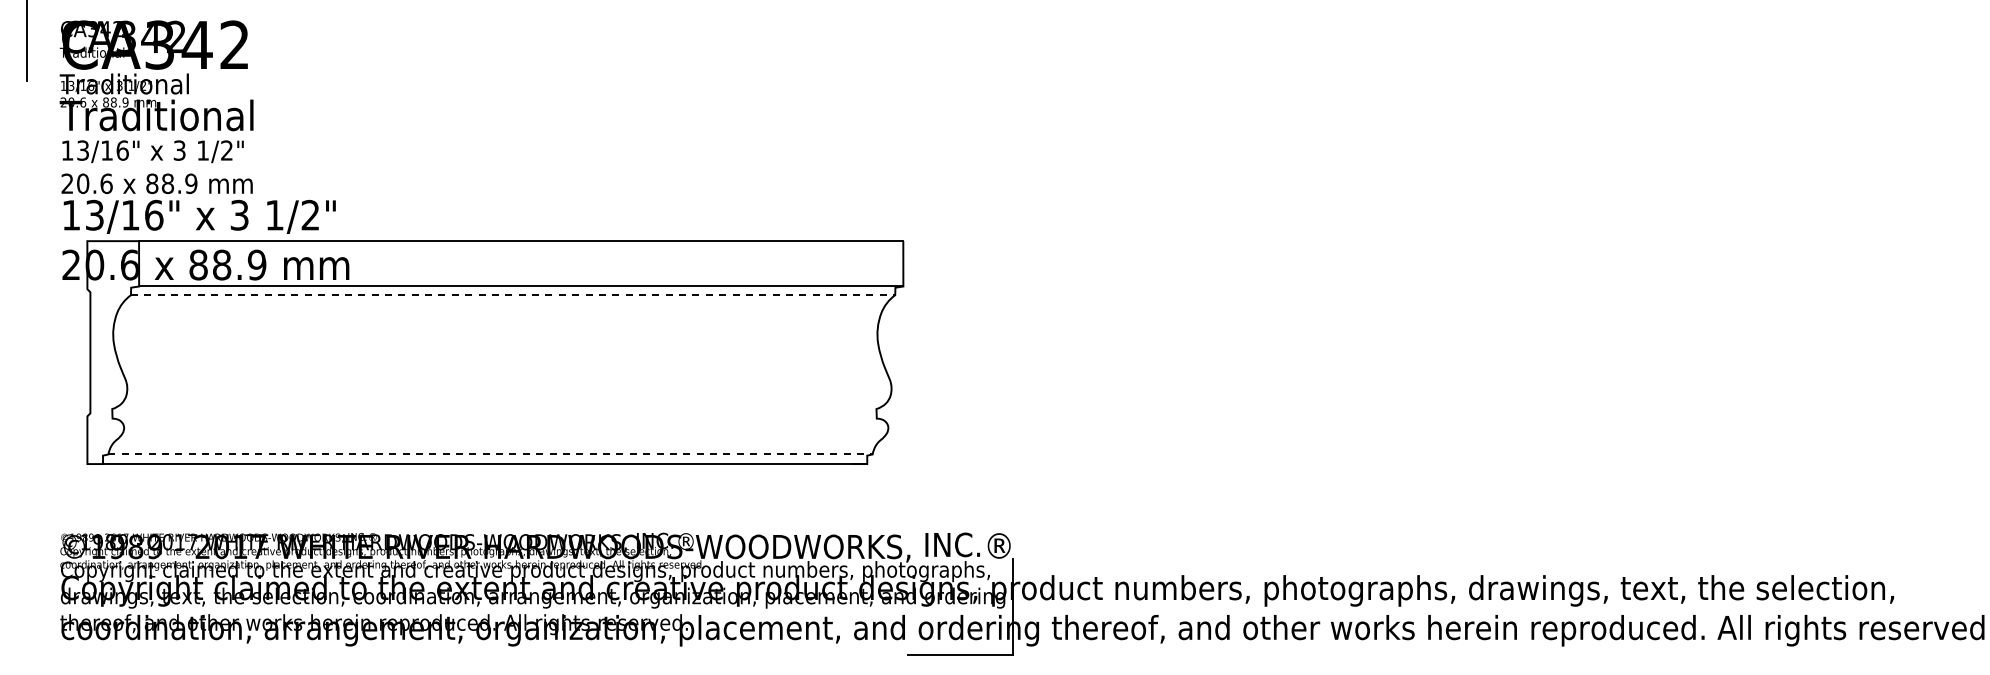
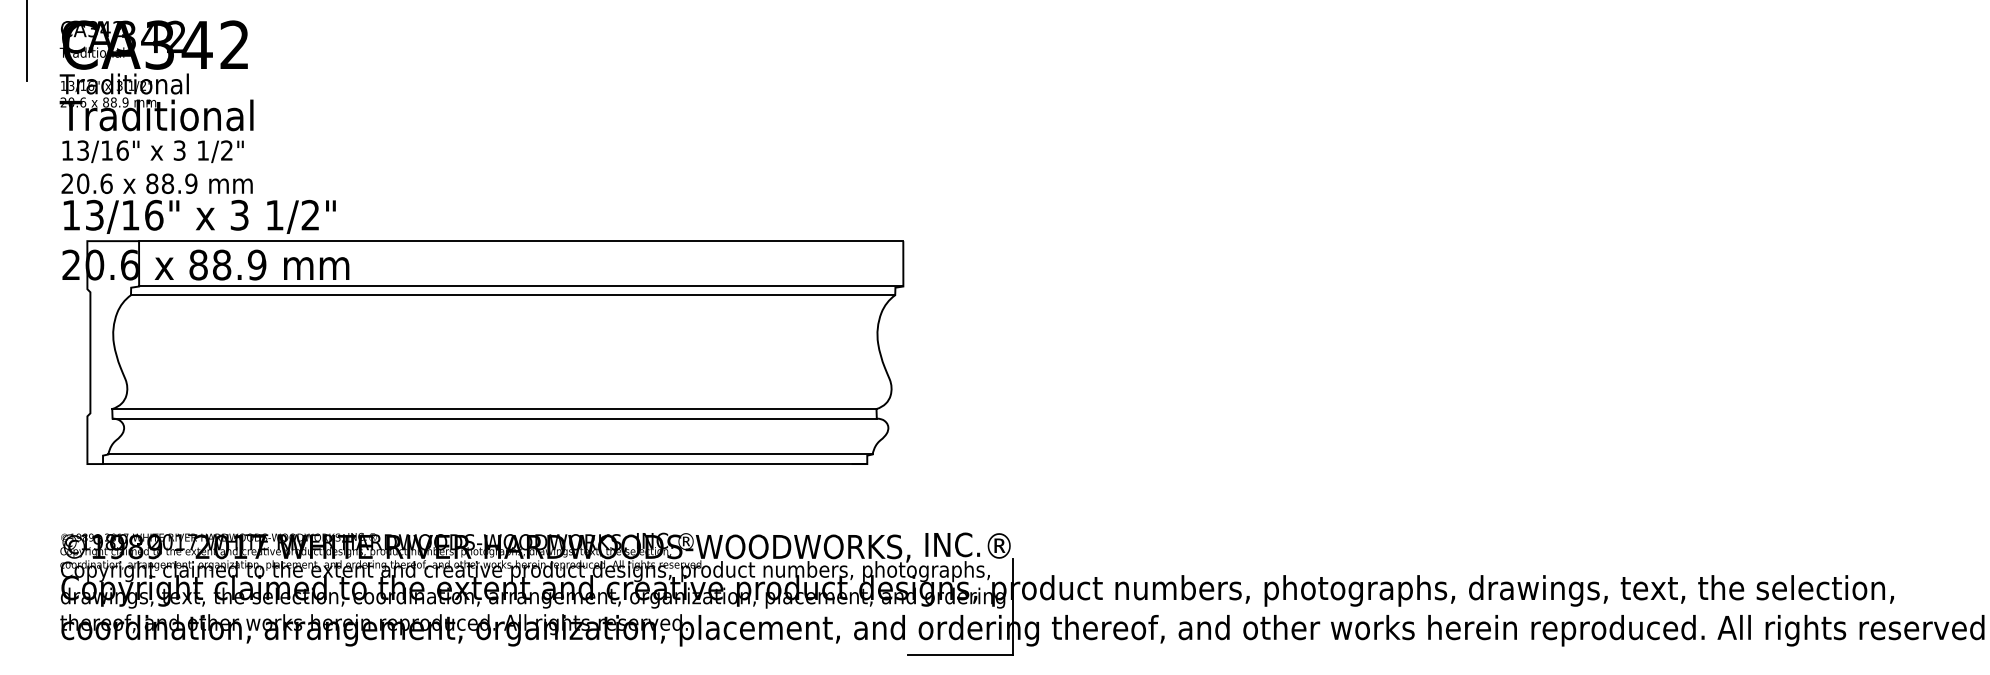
line: dashed -> solid (513, 295)
line: none -> present (494, 409)
line: none -> present (494, 418)
line: dashed -> solid (491, 454)
